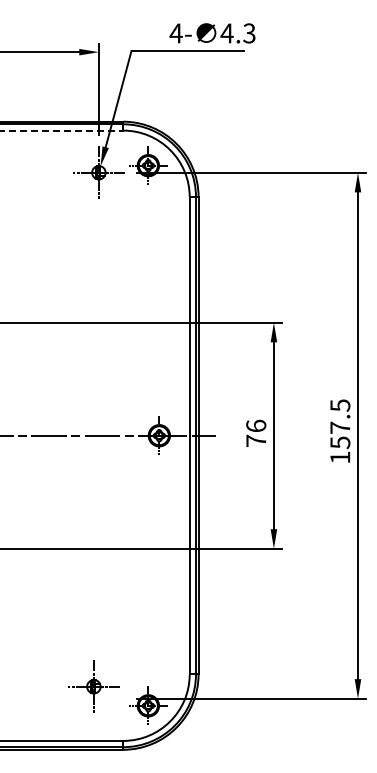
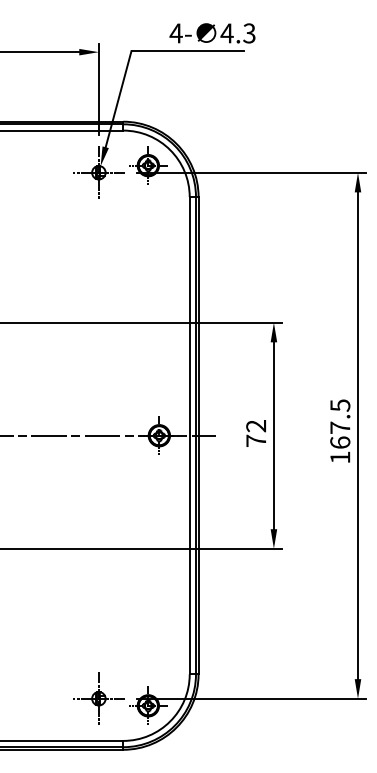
line: dashed -> solid (62, 130)
text: 76 -> 72 (256, 425)
text: 157.5 -> 167.5 (340, 442)
part position: (93, 686) -> (98, 698) (98, 698)
